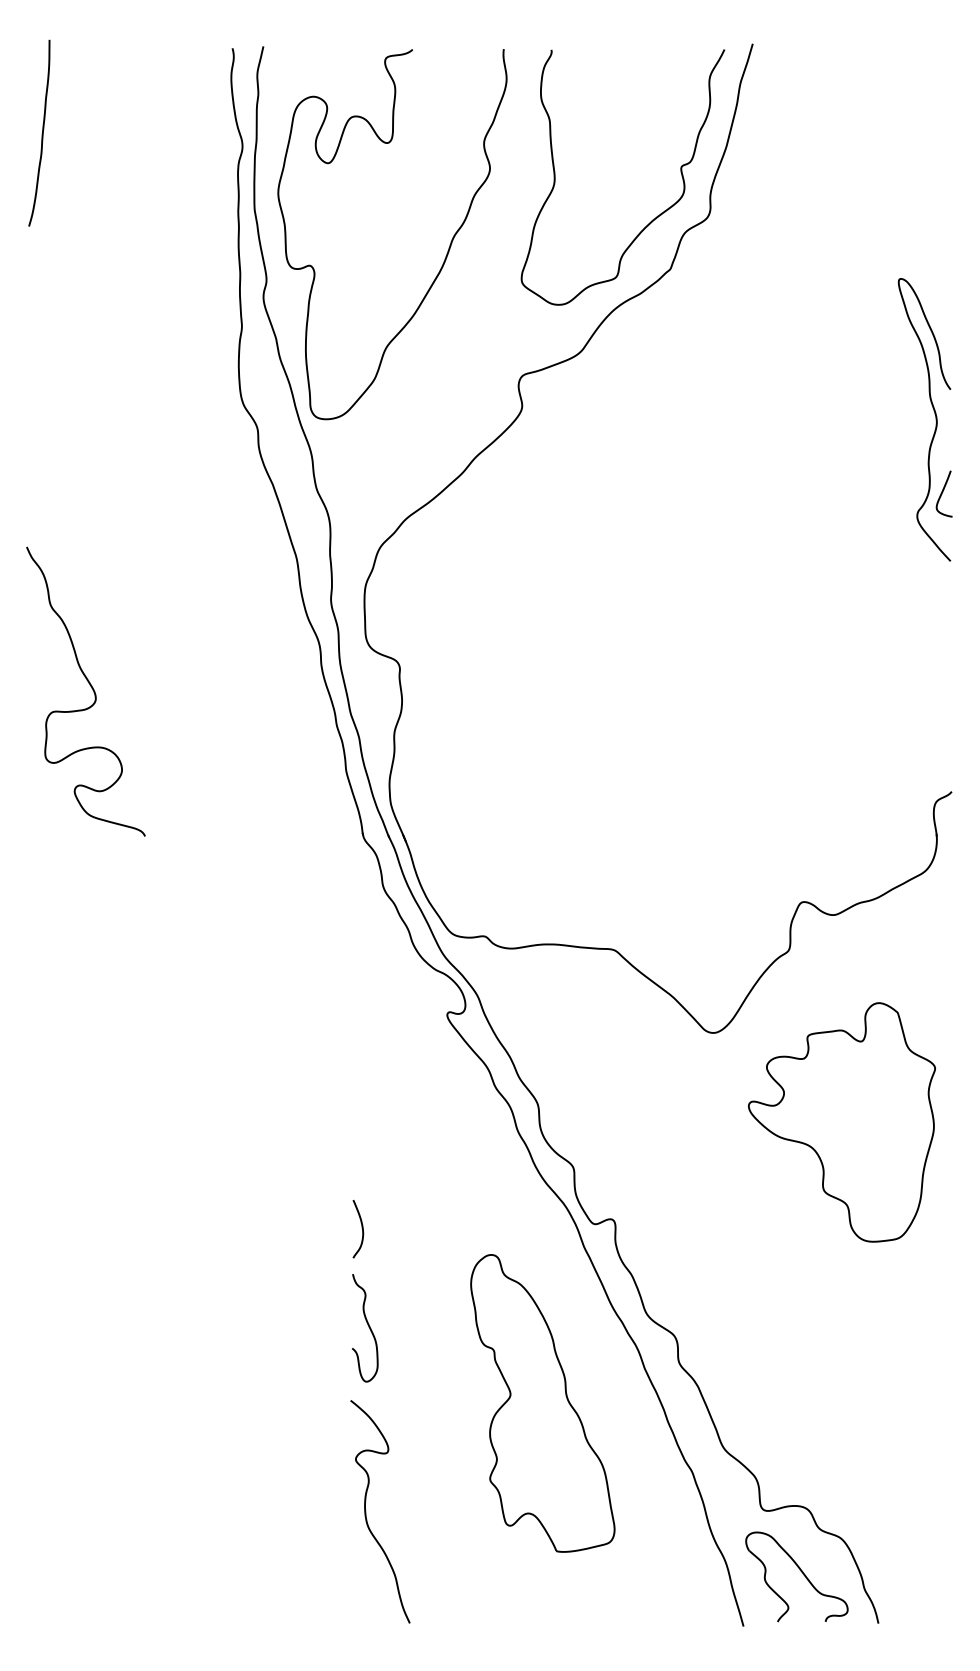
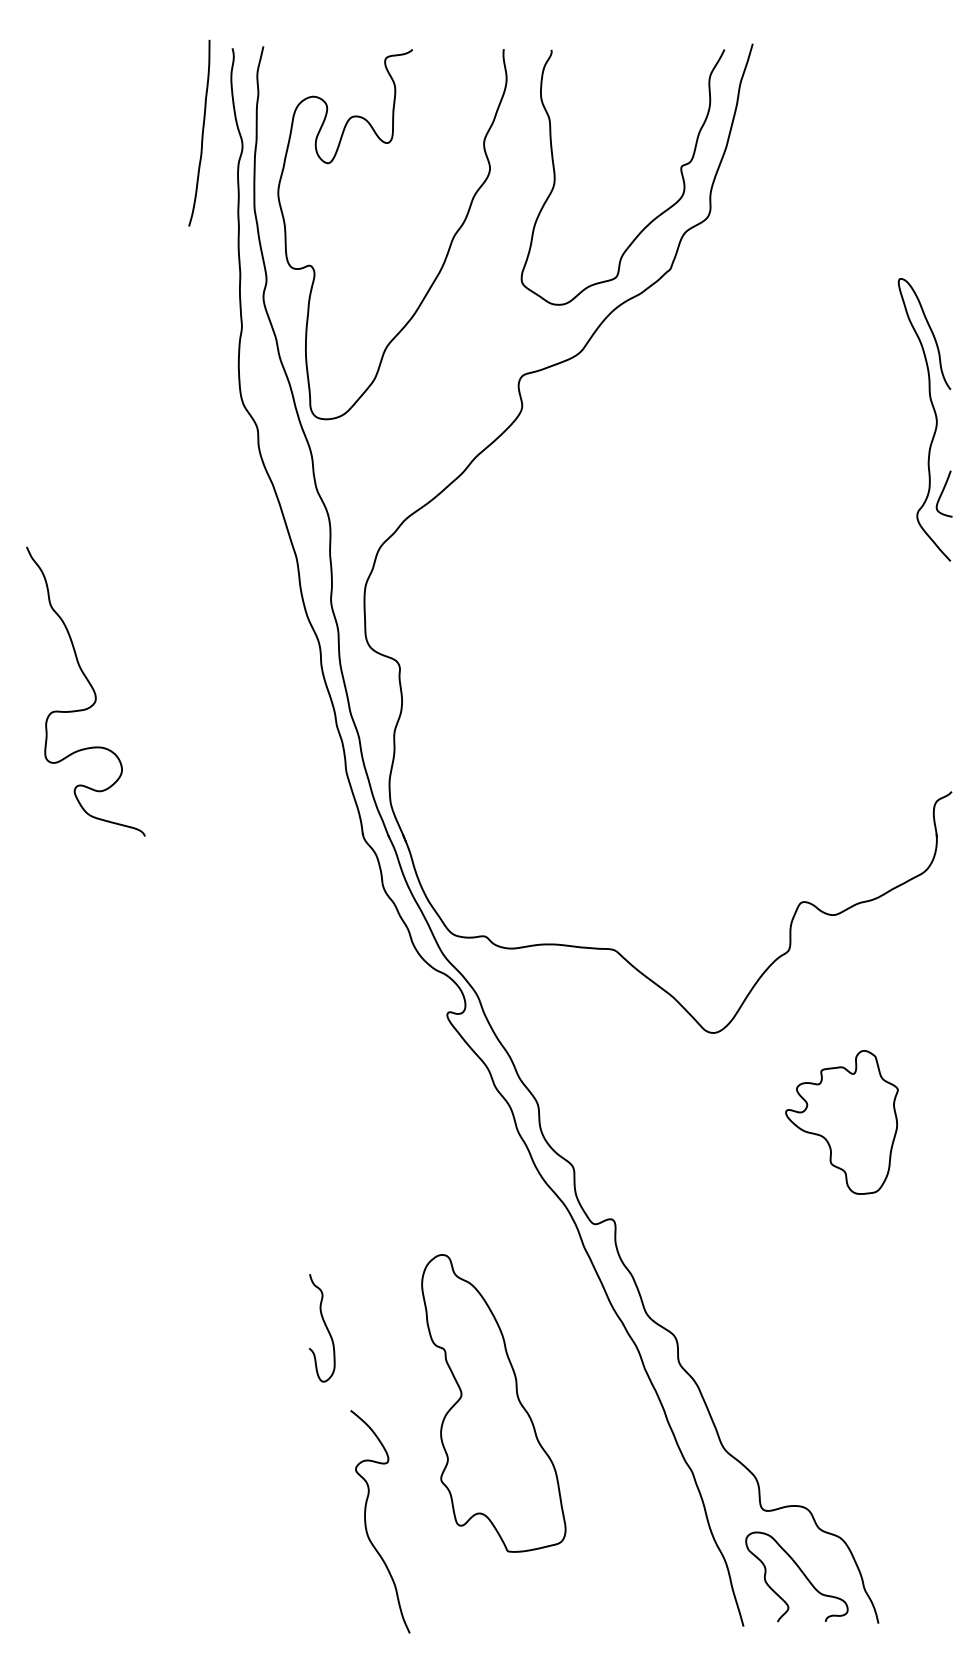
curve position: (41, 133) -> (201, 133) (201, 133)
part size: 188x241 px -> 114x145 px (841, 1122)
curve: present -> none (361, 1228)
curve position: (368, 1327) -> (325, 1327) (325, 1327)
part position: (542, 1403) -> (493, 1403) (493, 1403)
curve position: (366, 1511) -> (366, 1521) (366, 1521)
